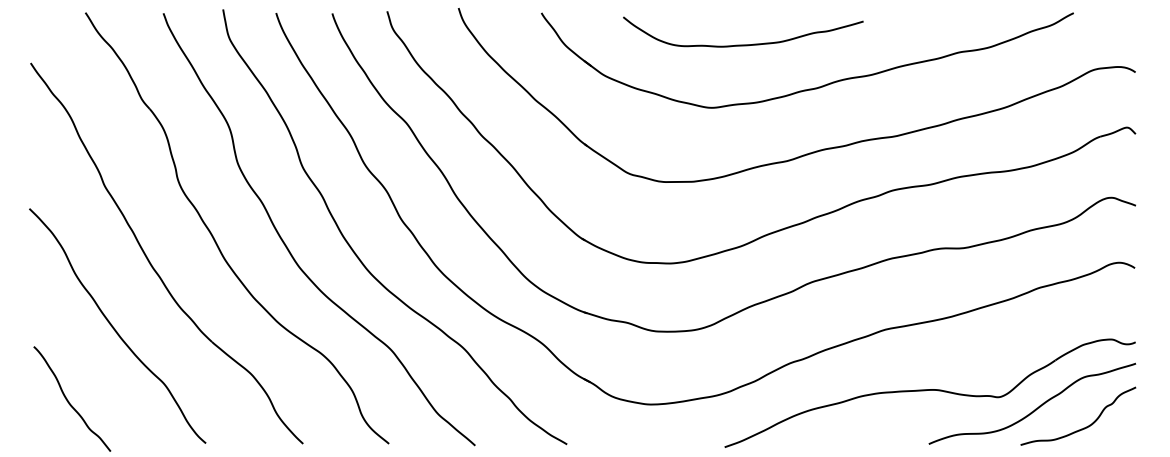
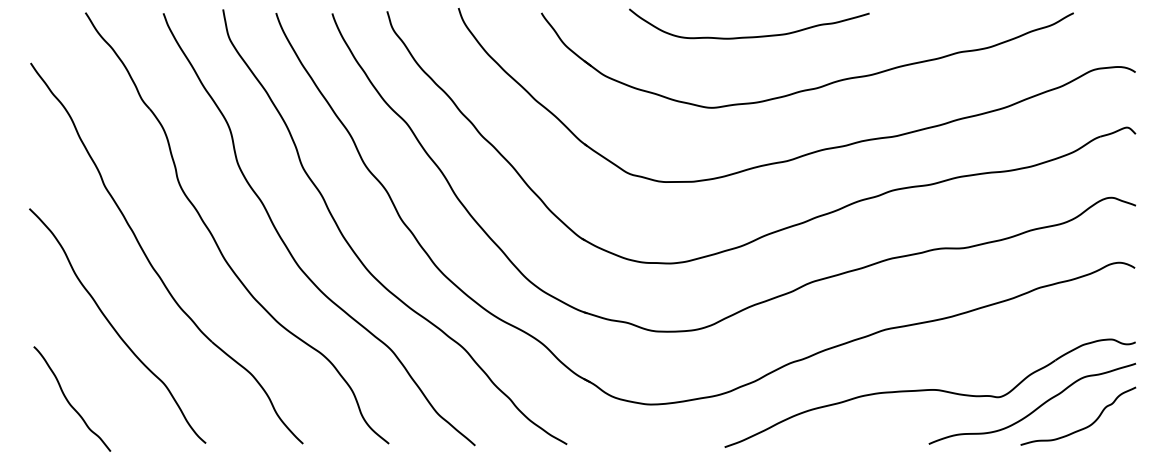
curve position: (743, 44) -> (749, 36) (749, 36)
